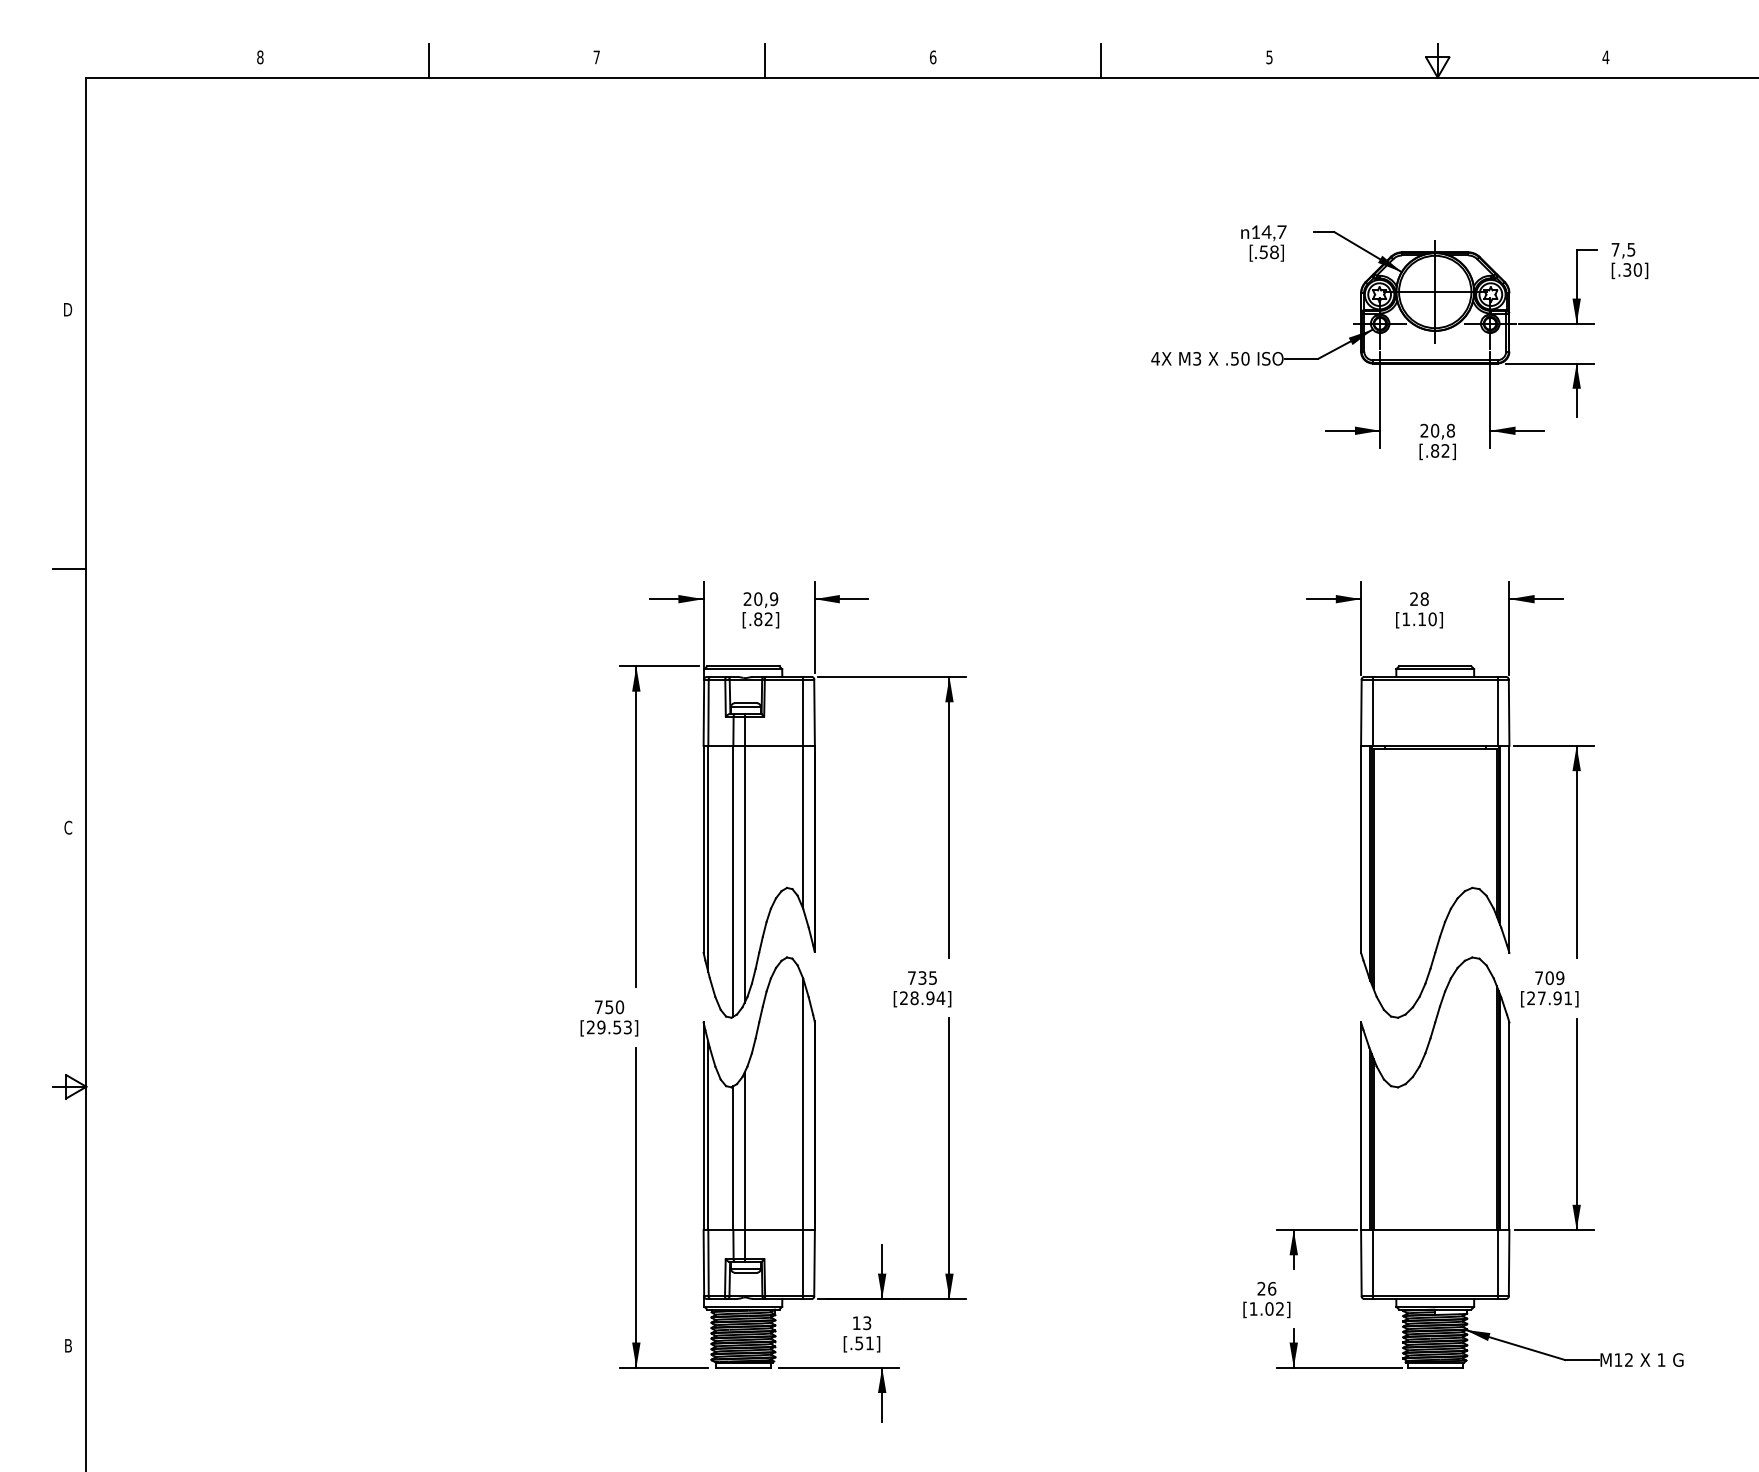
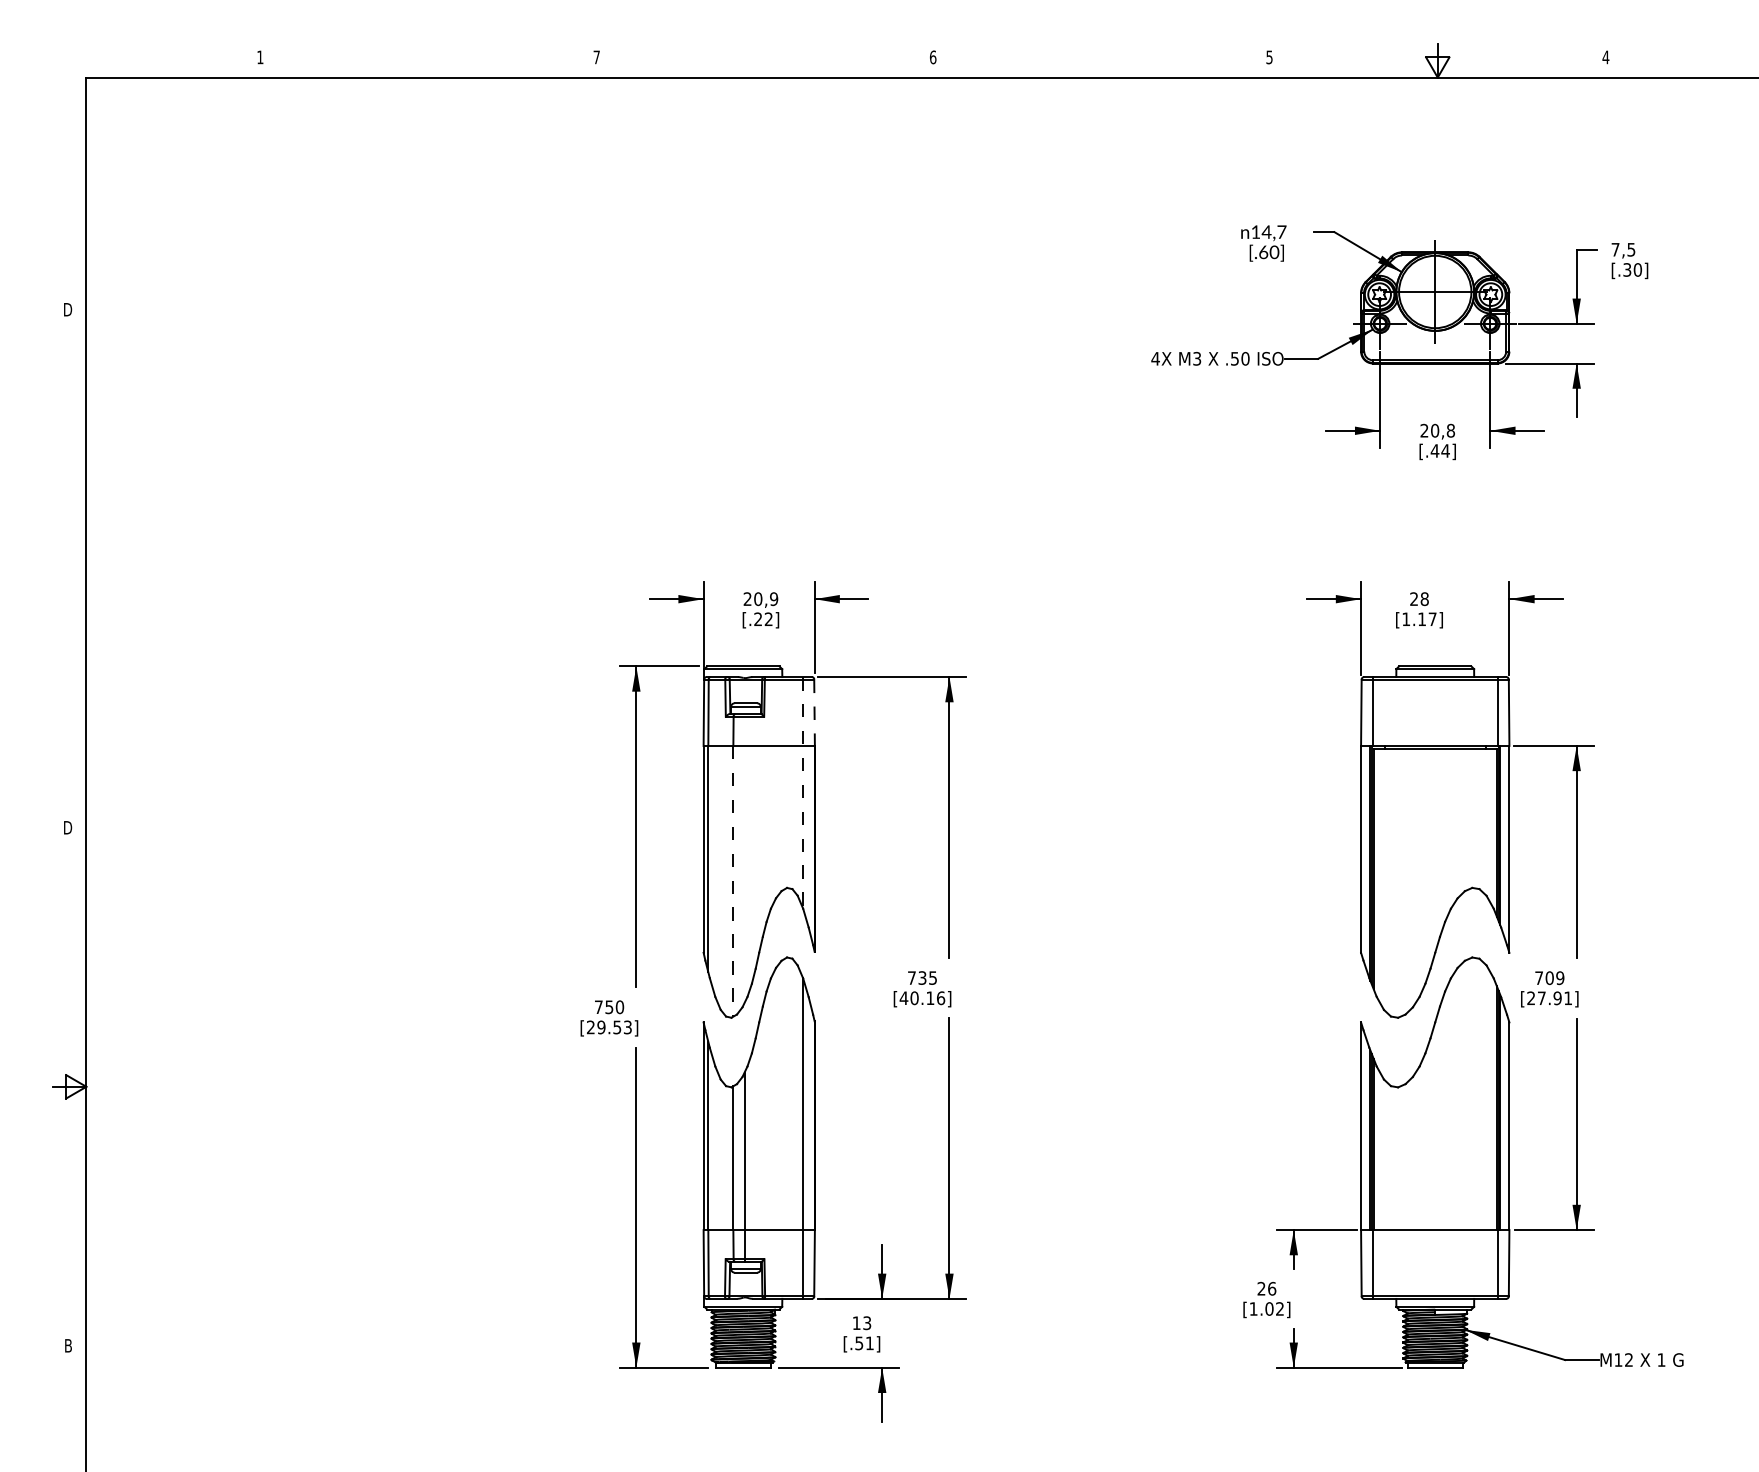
text: 8 -> 1 (260, 57)
line: present -> none (428, 60)
line: present -> none (764, 60)
line: present -> none (1101, 60)
text: [.58] -> [.60] (1269, 252)
text: [.82] -> [.44] (1439, 450)
line: present -> none (69, 568)
text: [.82] -> [.22] (758, 619)
text: [1.10] -> [1.17] (1432, 619)
line: solid -> dashed (814, 713)
line: solid -> dashed (802, 792)
text: C -> D (68, 827)
line: present -> none (744, 858)
line: solid -> dashed (733, 881)
text: [28.94] -> [40.16] (922, 998)
